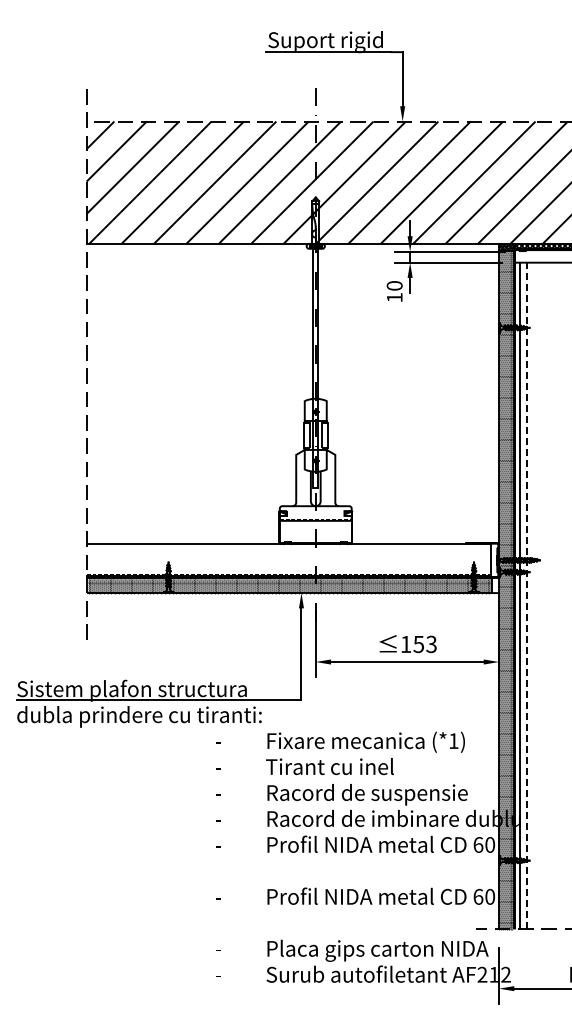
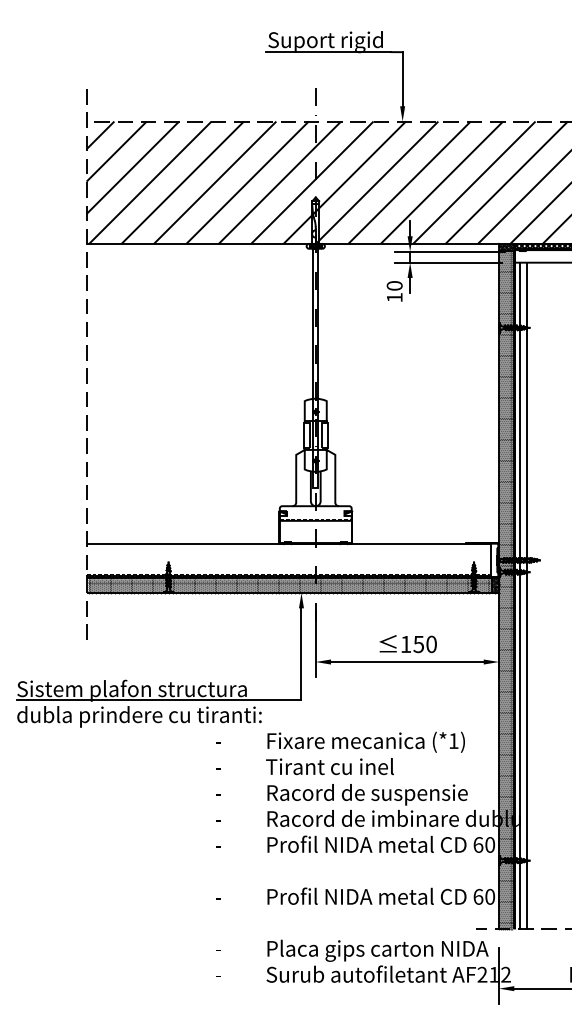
hatch: none -> present (495, 584)
line: dashed -> solid (527, 595)
text: 153 -> 150 (431, 643)
